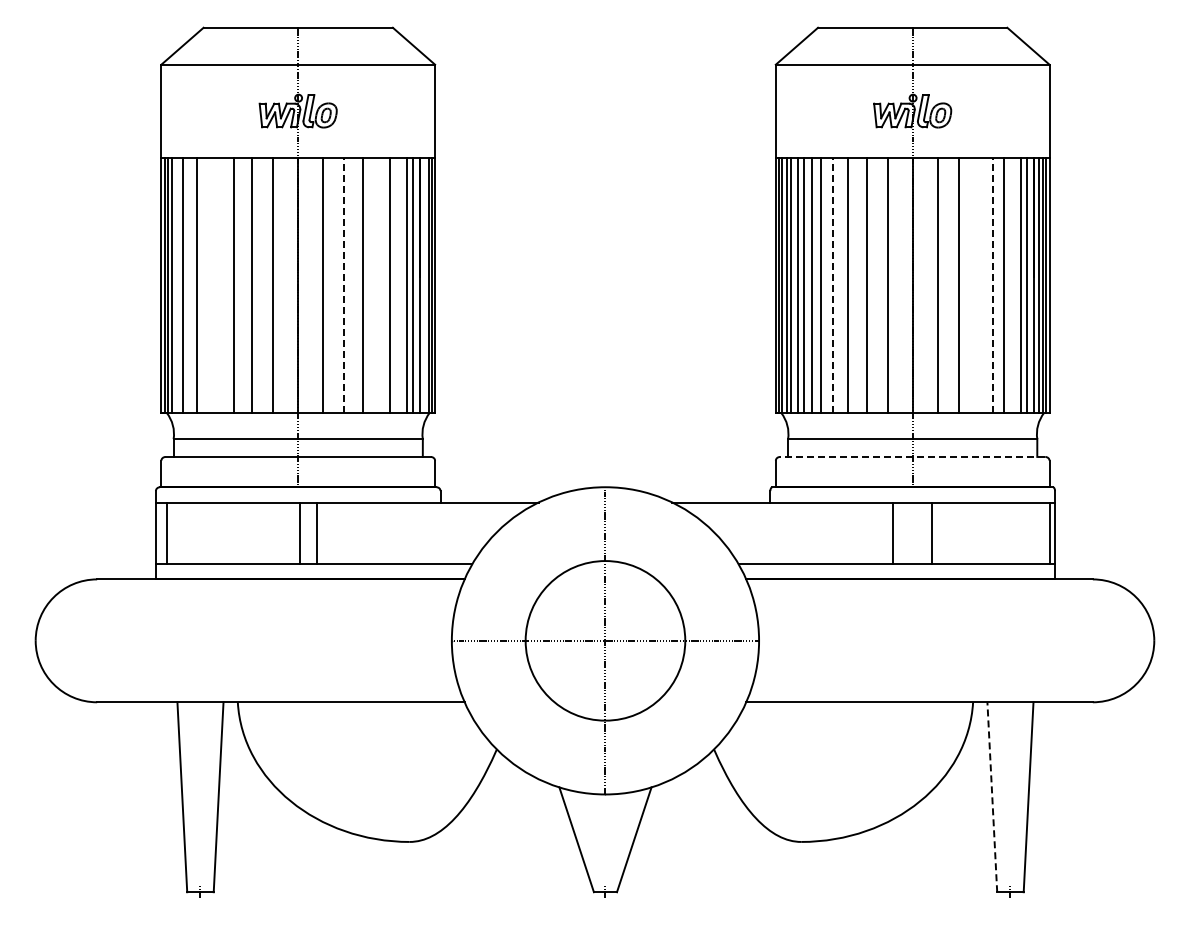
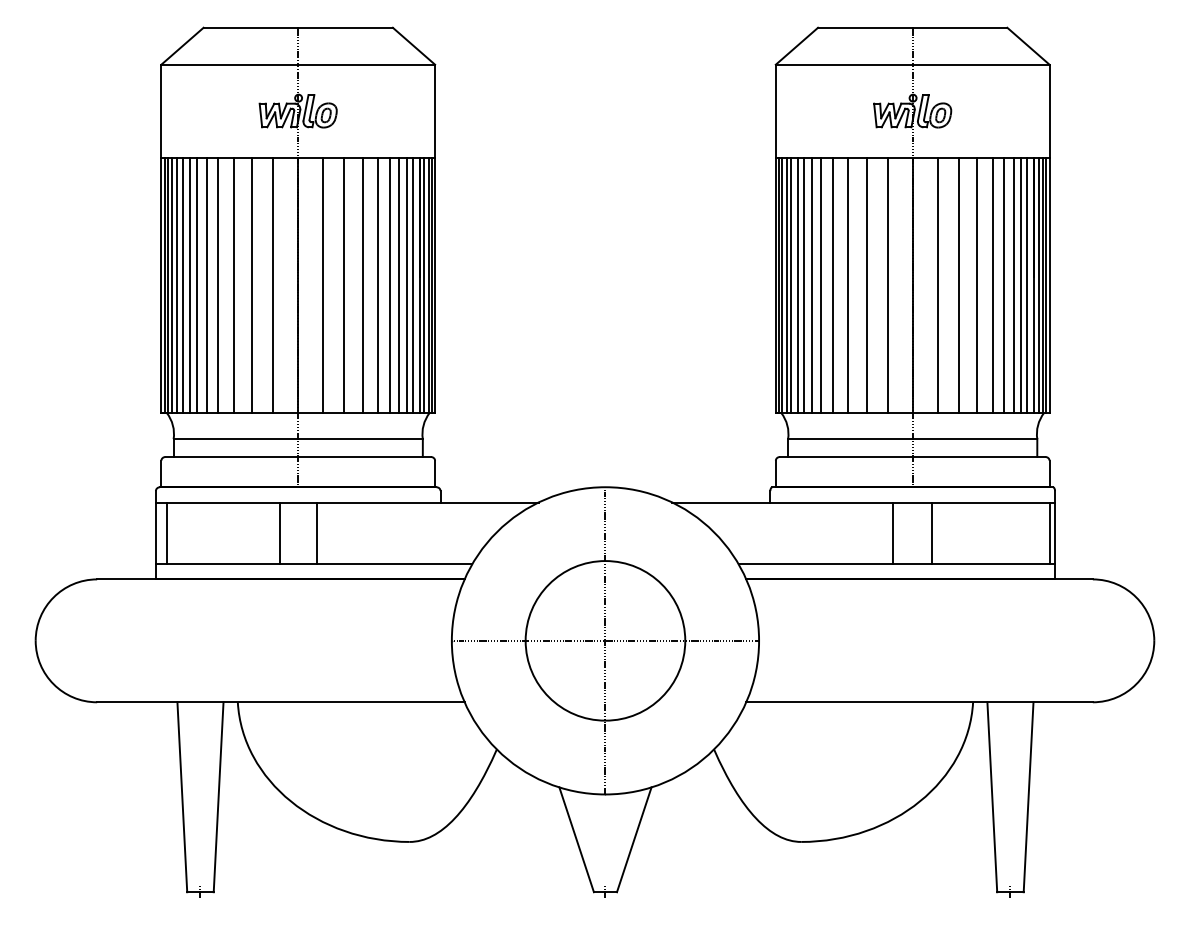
line: none -> present (176, 284)
line: none -> present (189, 284)
line: none -> present (206, 284)
line: none -> present (218, 284)
line: dashed -> solid (344, 284)
line: none -> present (378, 284)
line: none -> present (399, 284)
line: none -> present (424, 284)
line: none -> present (977, 284)
line: none -> present (1013, 284)
line: dashed -> solid (832, 285)
line: dashed -> solid (992, 285)
line: dashed -> solid (912, 456)
line position: (299, 533) -> (279, 533) (279, 533)
line: dashed -> solid (992, 796)
